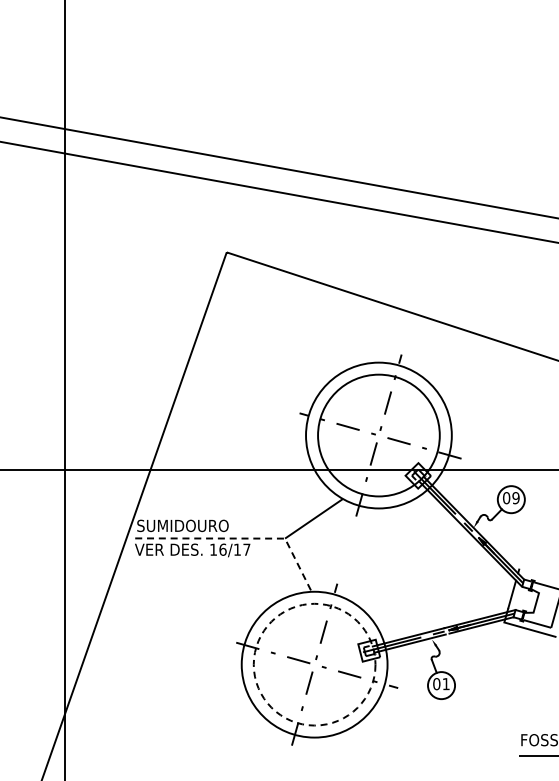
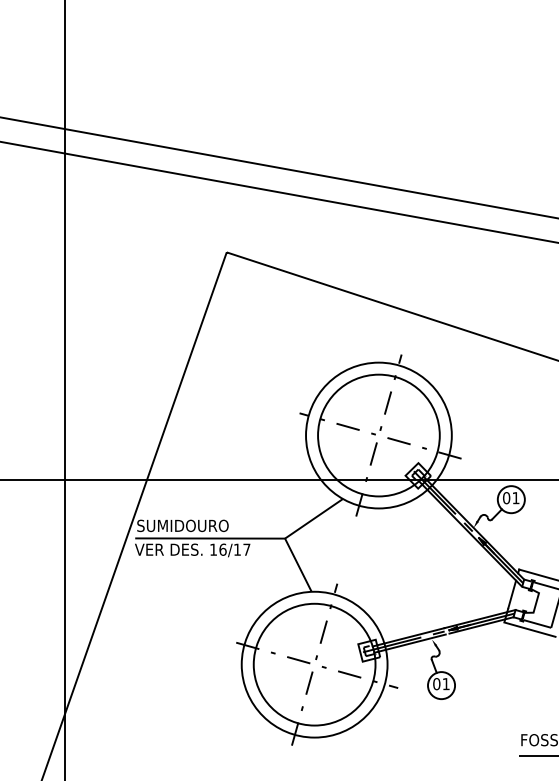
line position: (278, 469) -> (278, 479) (278, 479)
text: 09 -> 01 (515, 498)
line: dashed -> solid (241, 538)
line: none -> present (537, 574)
circle: dashed -> solid (314, 664)
